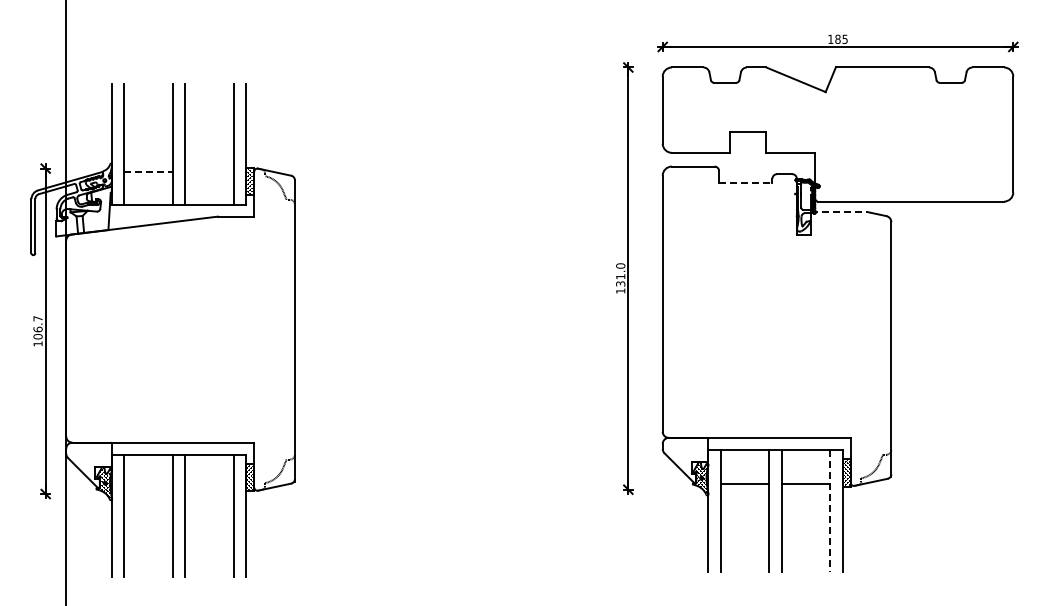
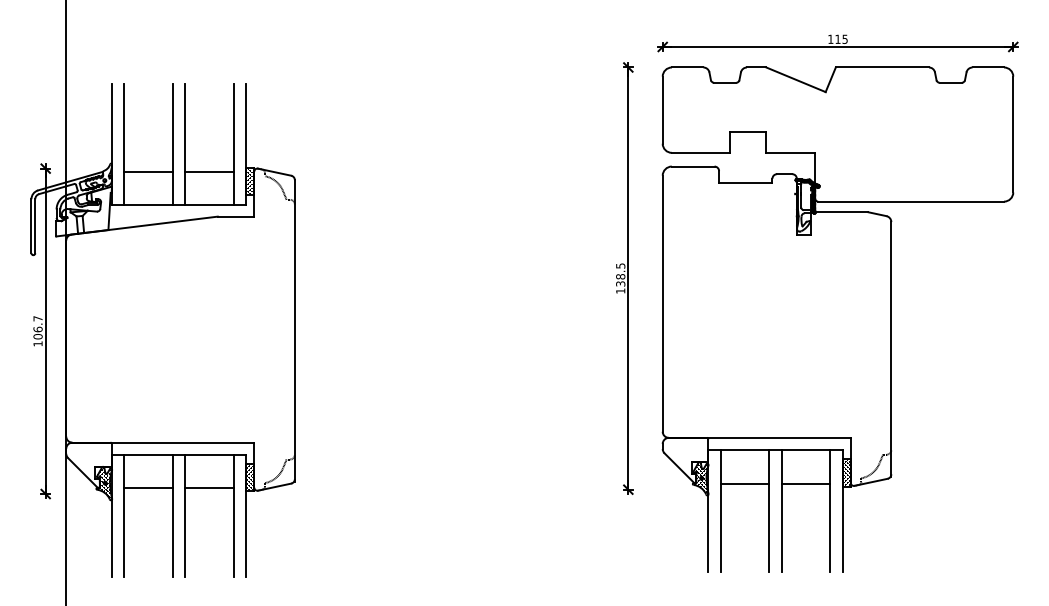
text: 185 -> 115 (837, 38)
line: dashed -> solid (149, 171)
line: none -> present (209, 171)
line: dashed -> solid (745, 183)
line: dashed -> solid (839, 212)
text: 131.0 -> 138.5 (620, 271)
line: none -> present (148, 488)
line: none -> present (209, 488)
line: dashed -> solid (830, 511)
